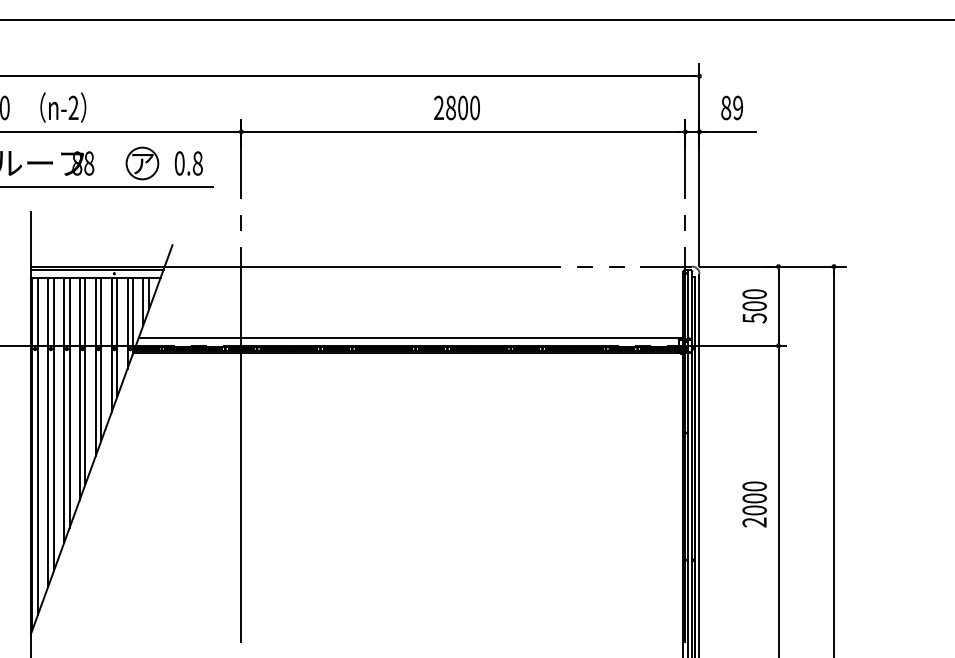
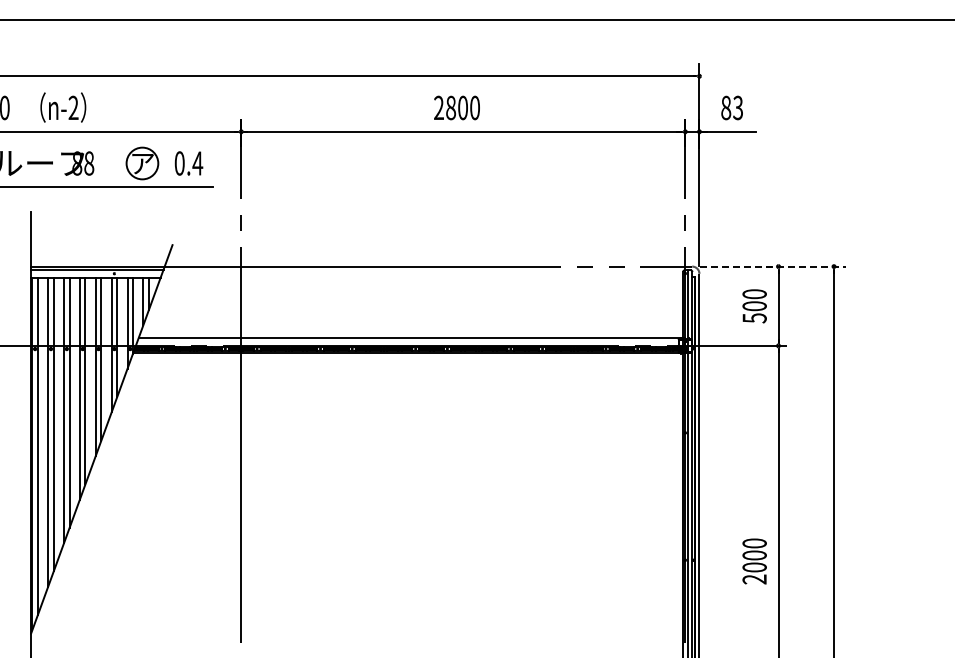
text: 89 -> 83 (737, 108)
text: 0.8 -> 0.4 (197, 163)
line: solid -> dashed (773, 266)
text position: (754, 504) -> (754, 561) (754, 561)
